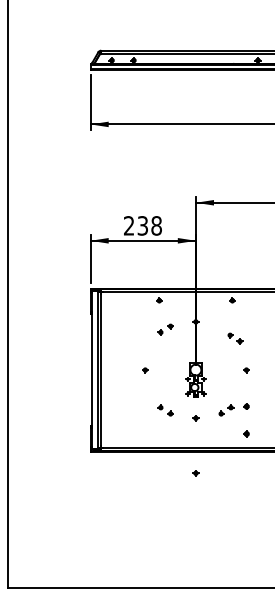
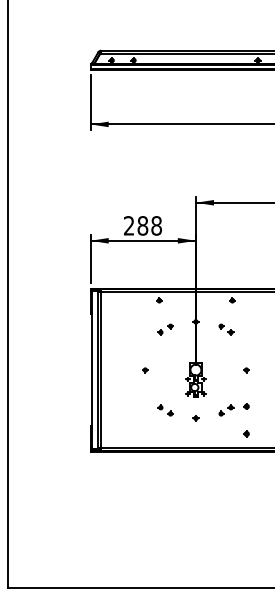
text: 238 -> 288 (142, 225)
part position: (235, 338) -> (226, 329) (226, 329)
part: present -> none (195, 473)
